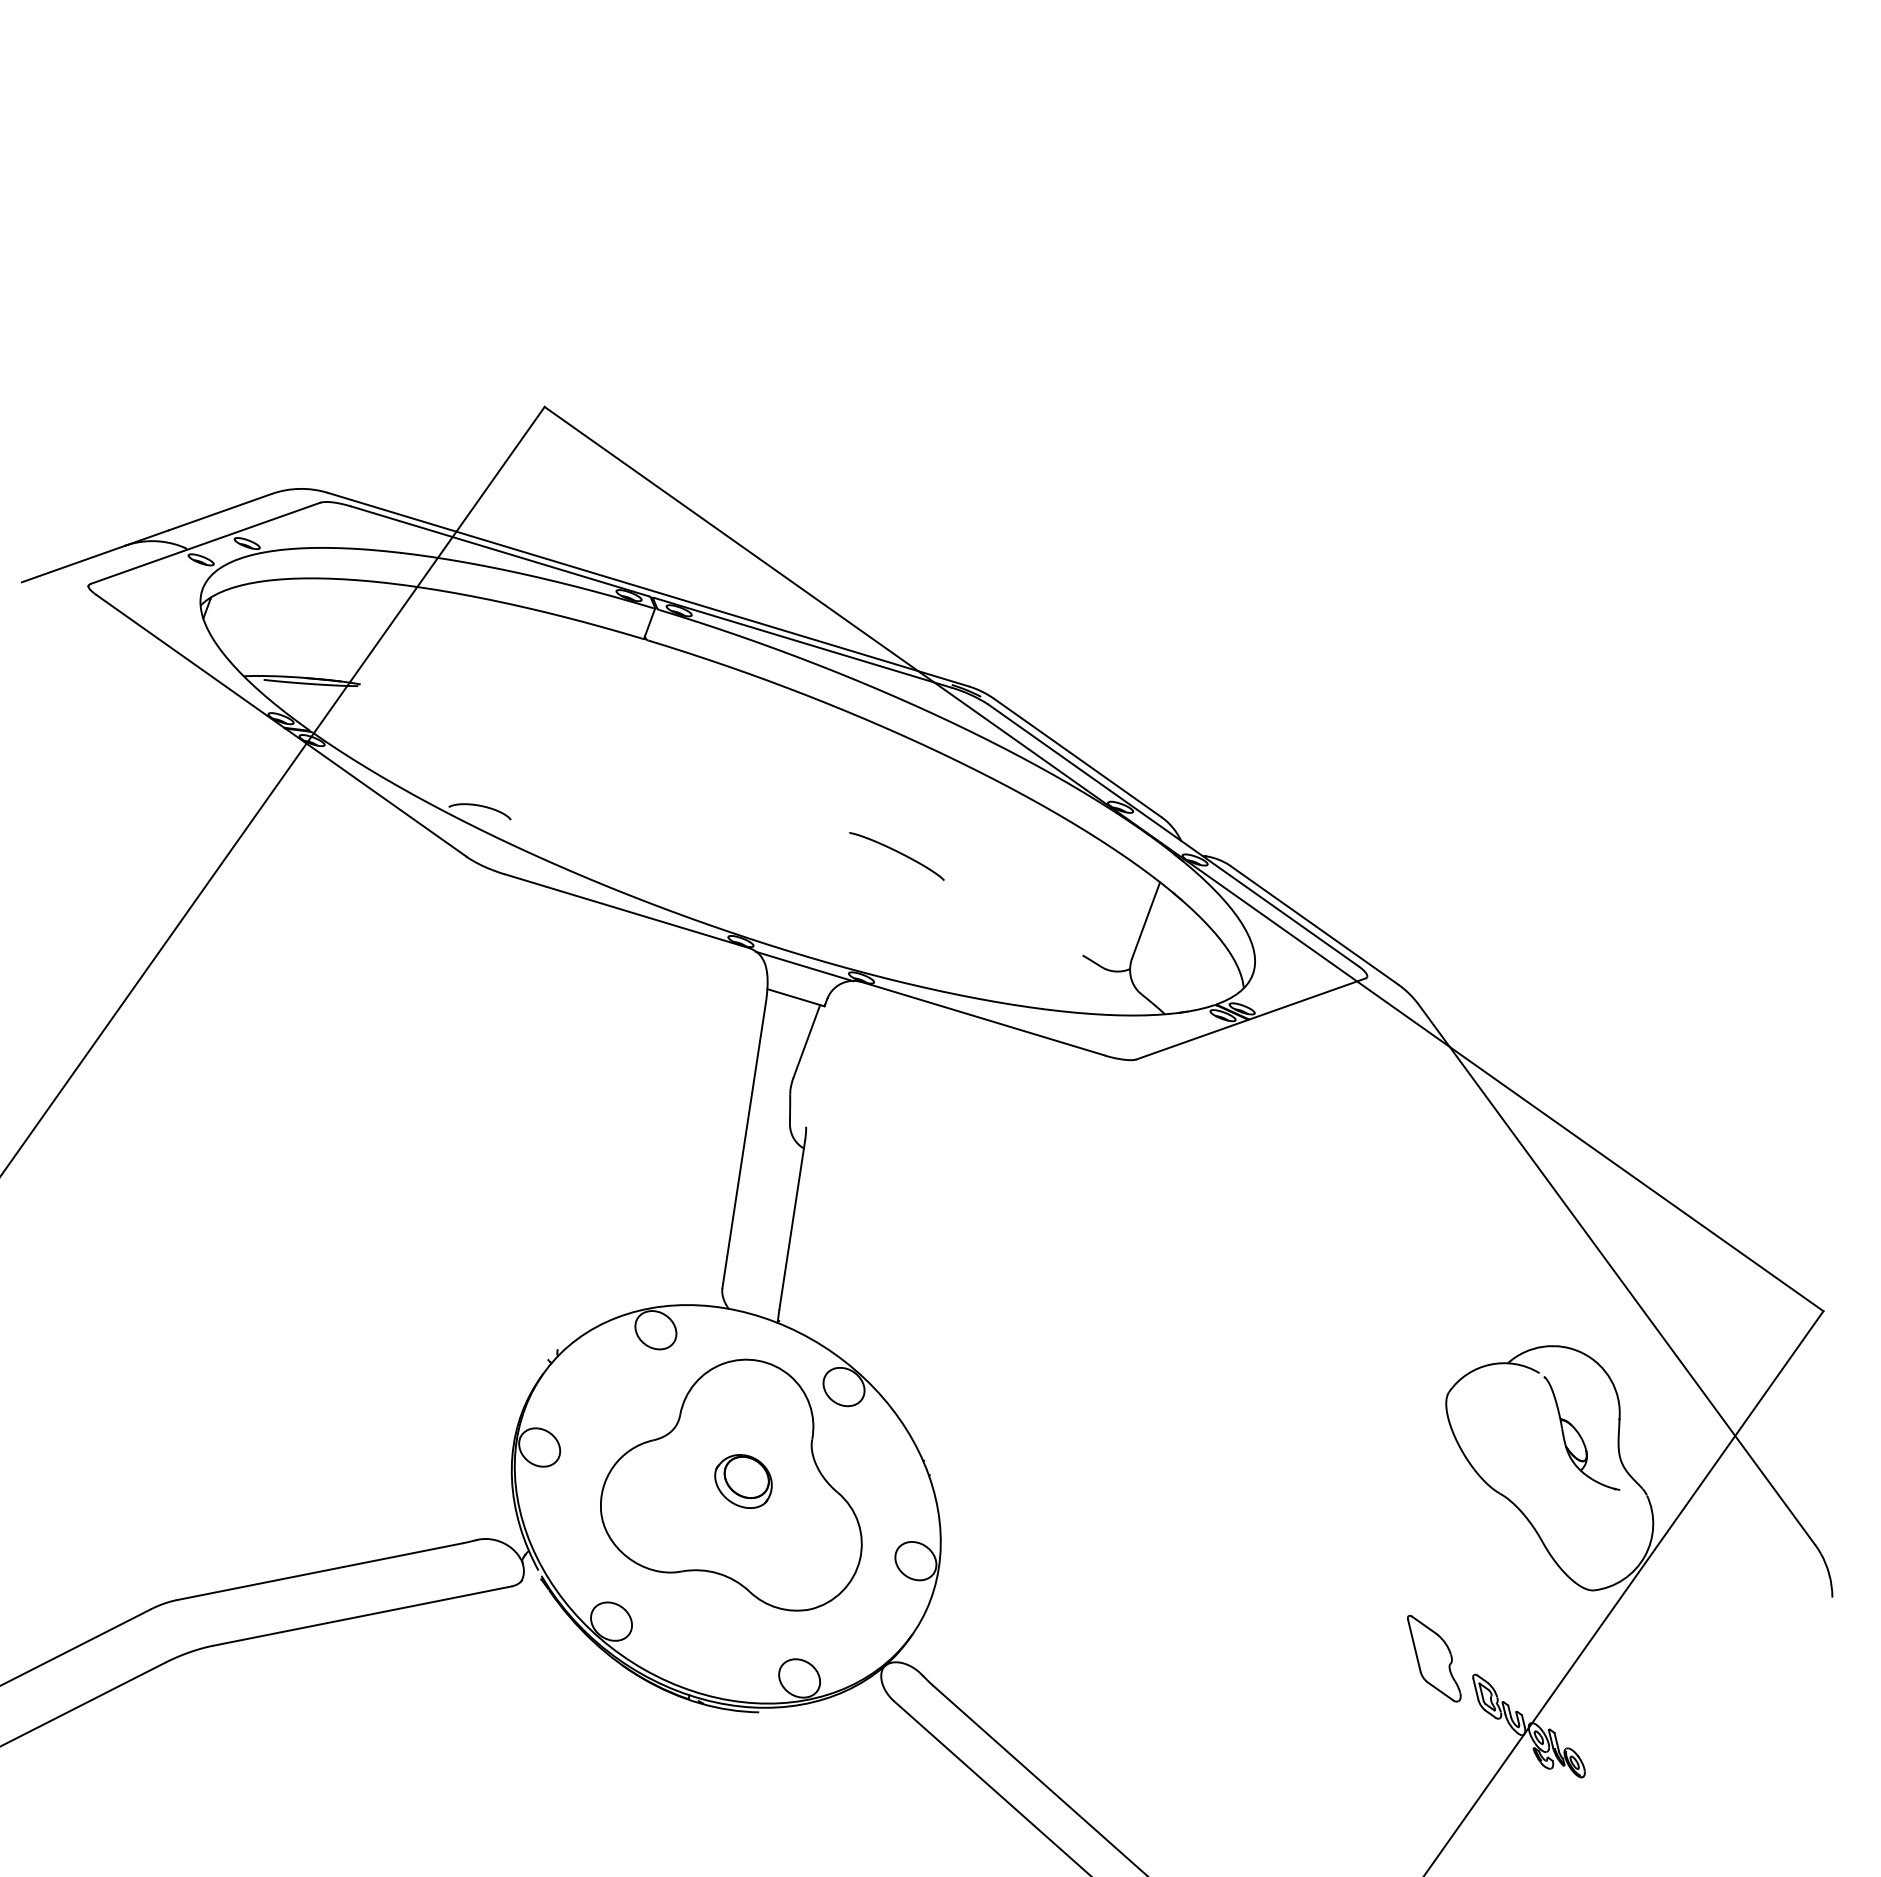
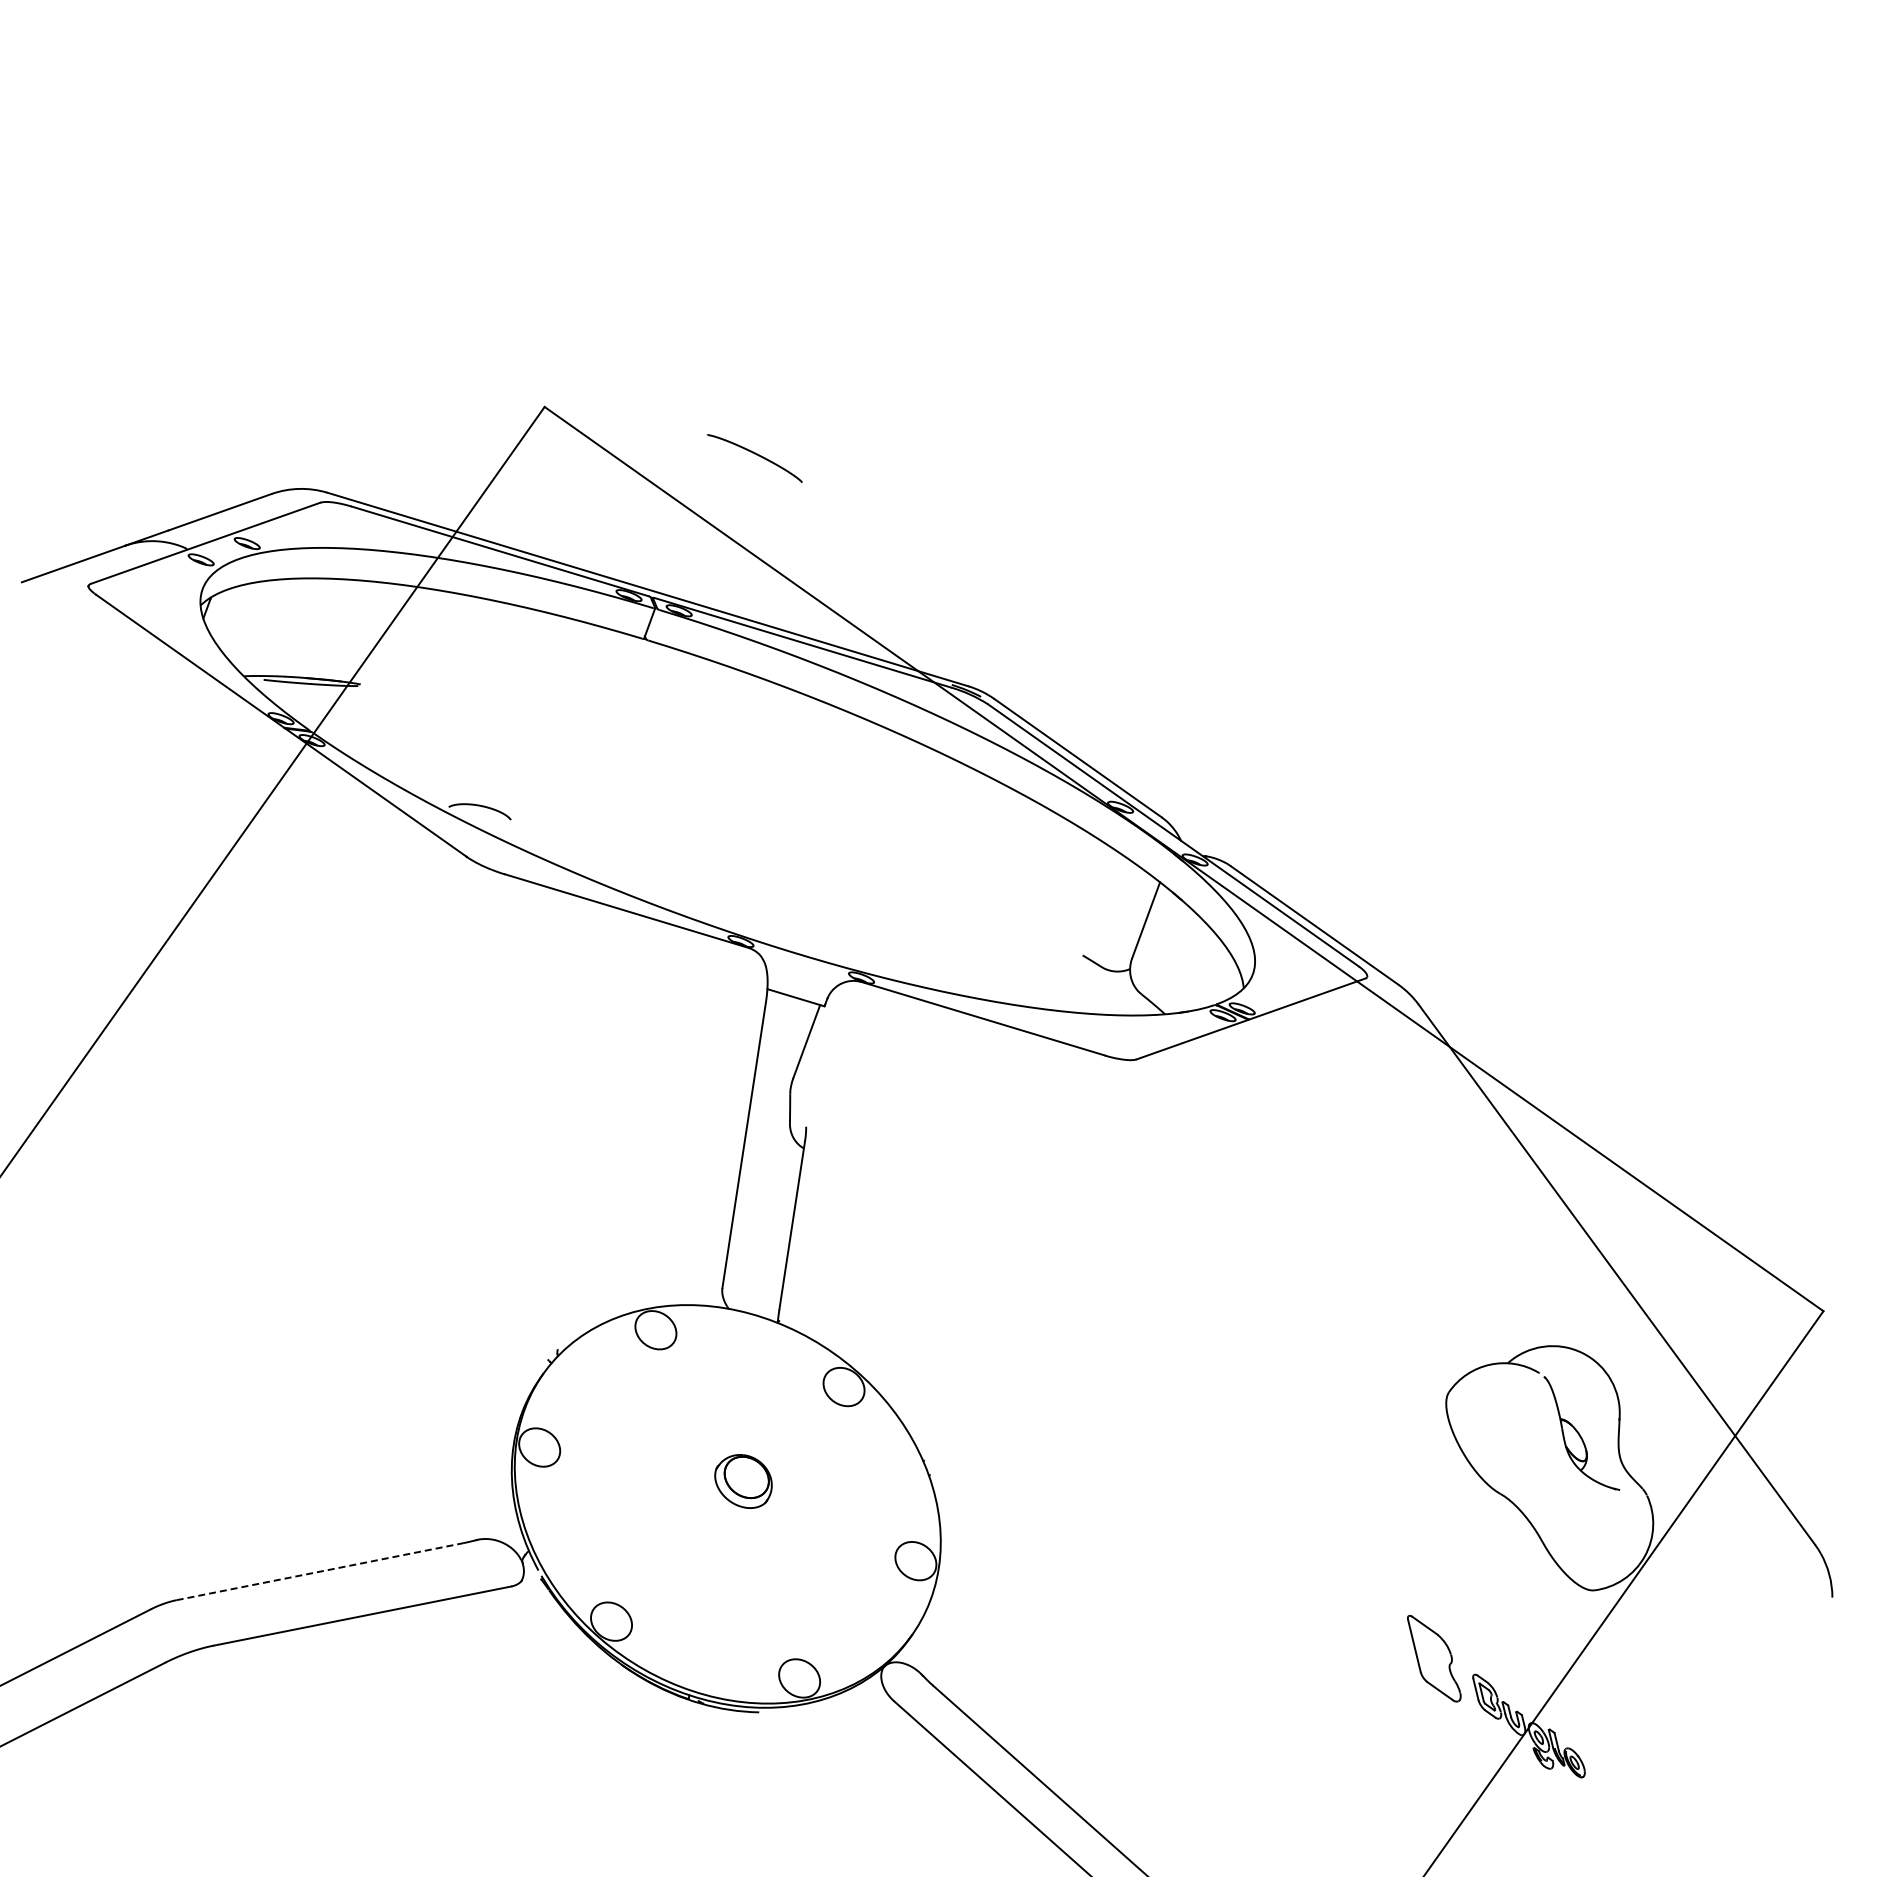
part position: (896, 856) -> (754, 458) (754, 458)
line: present -> none (804, 966)
part: present -> none (731, 1484)
line: solid -> dashed (319, 1571)
